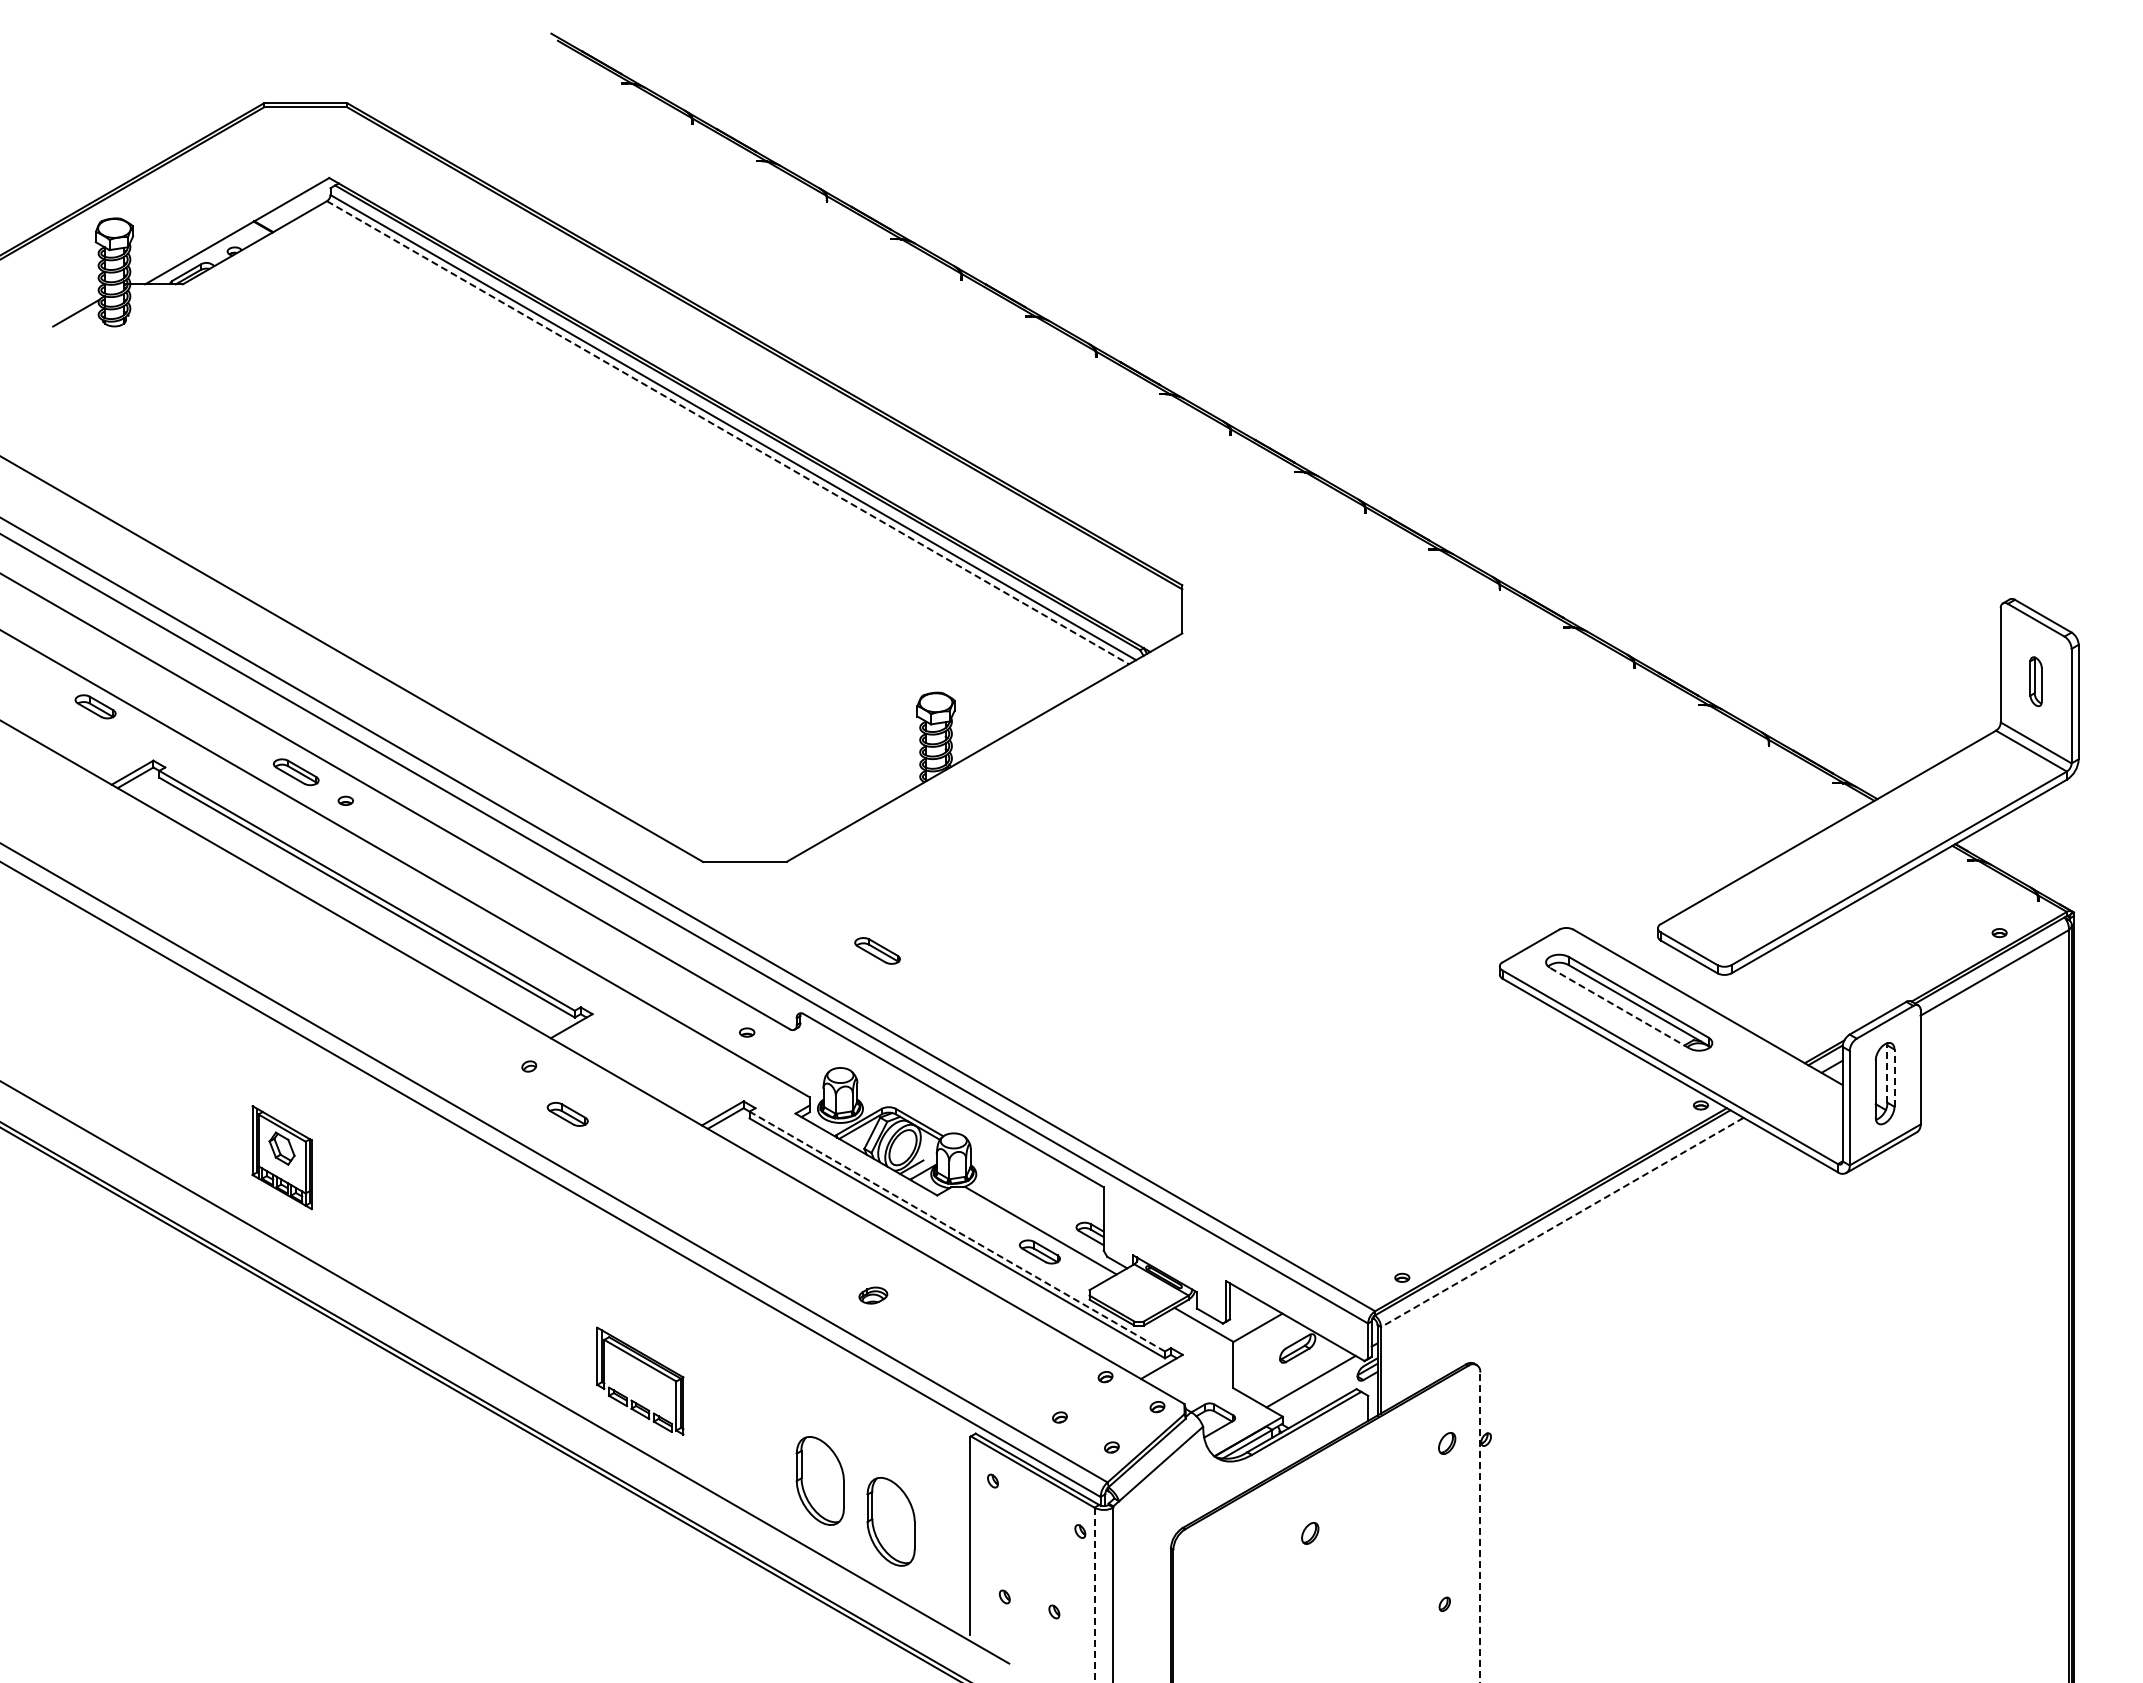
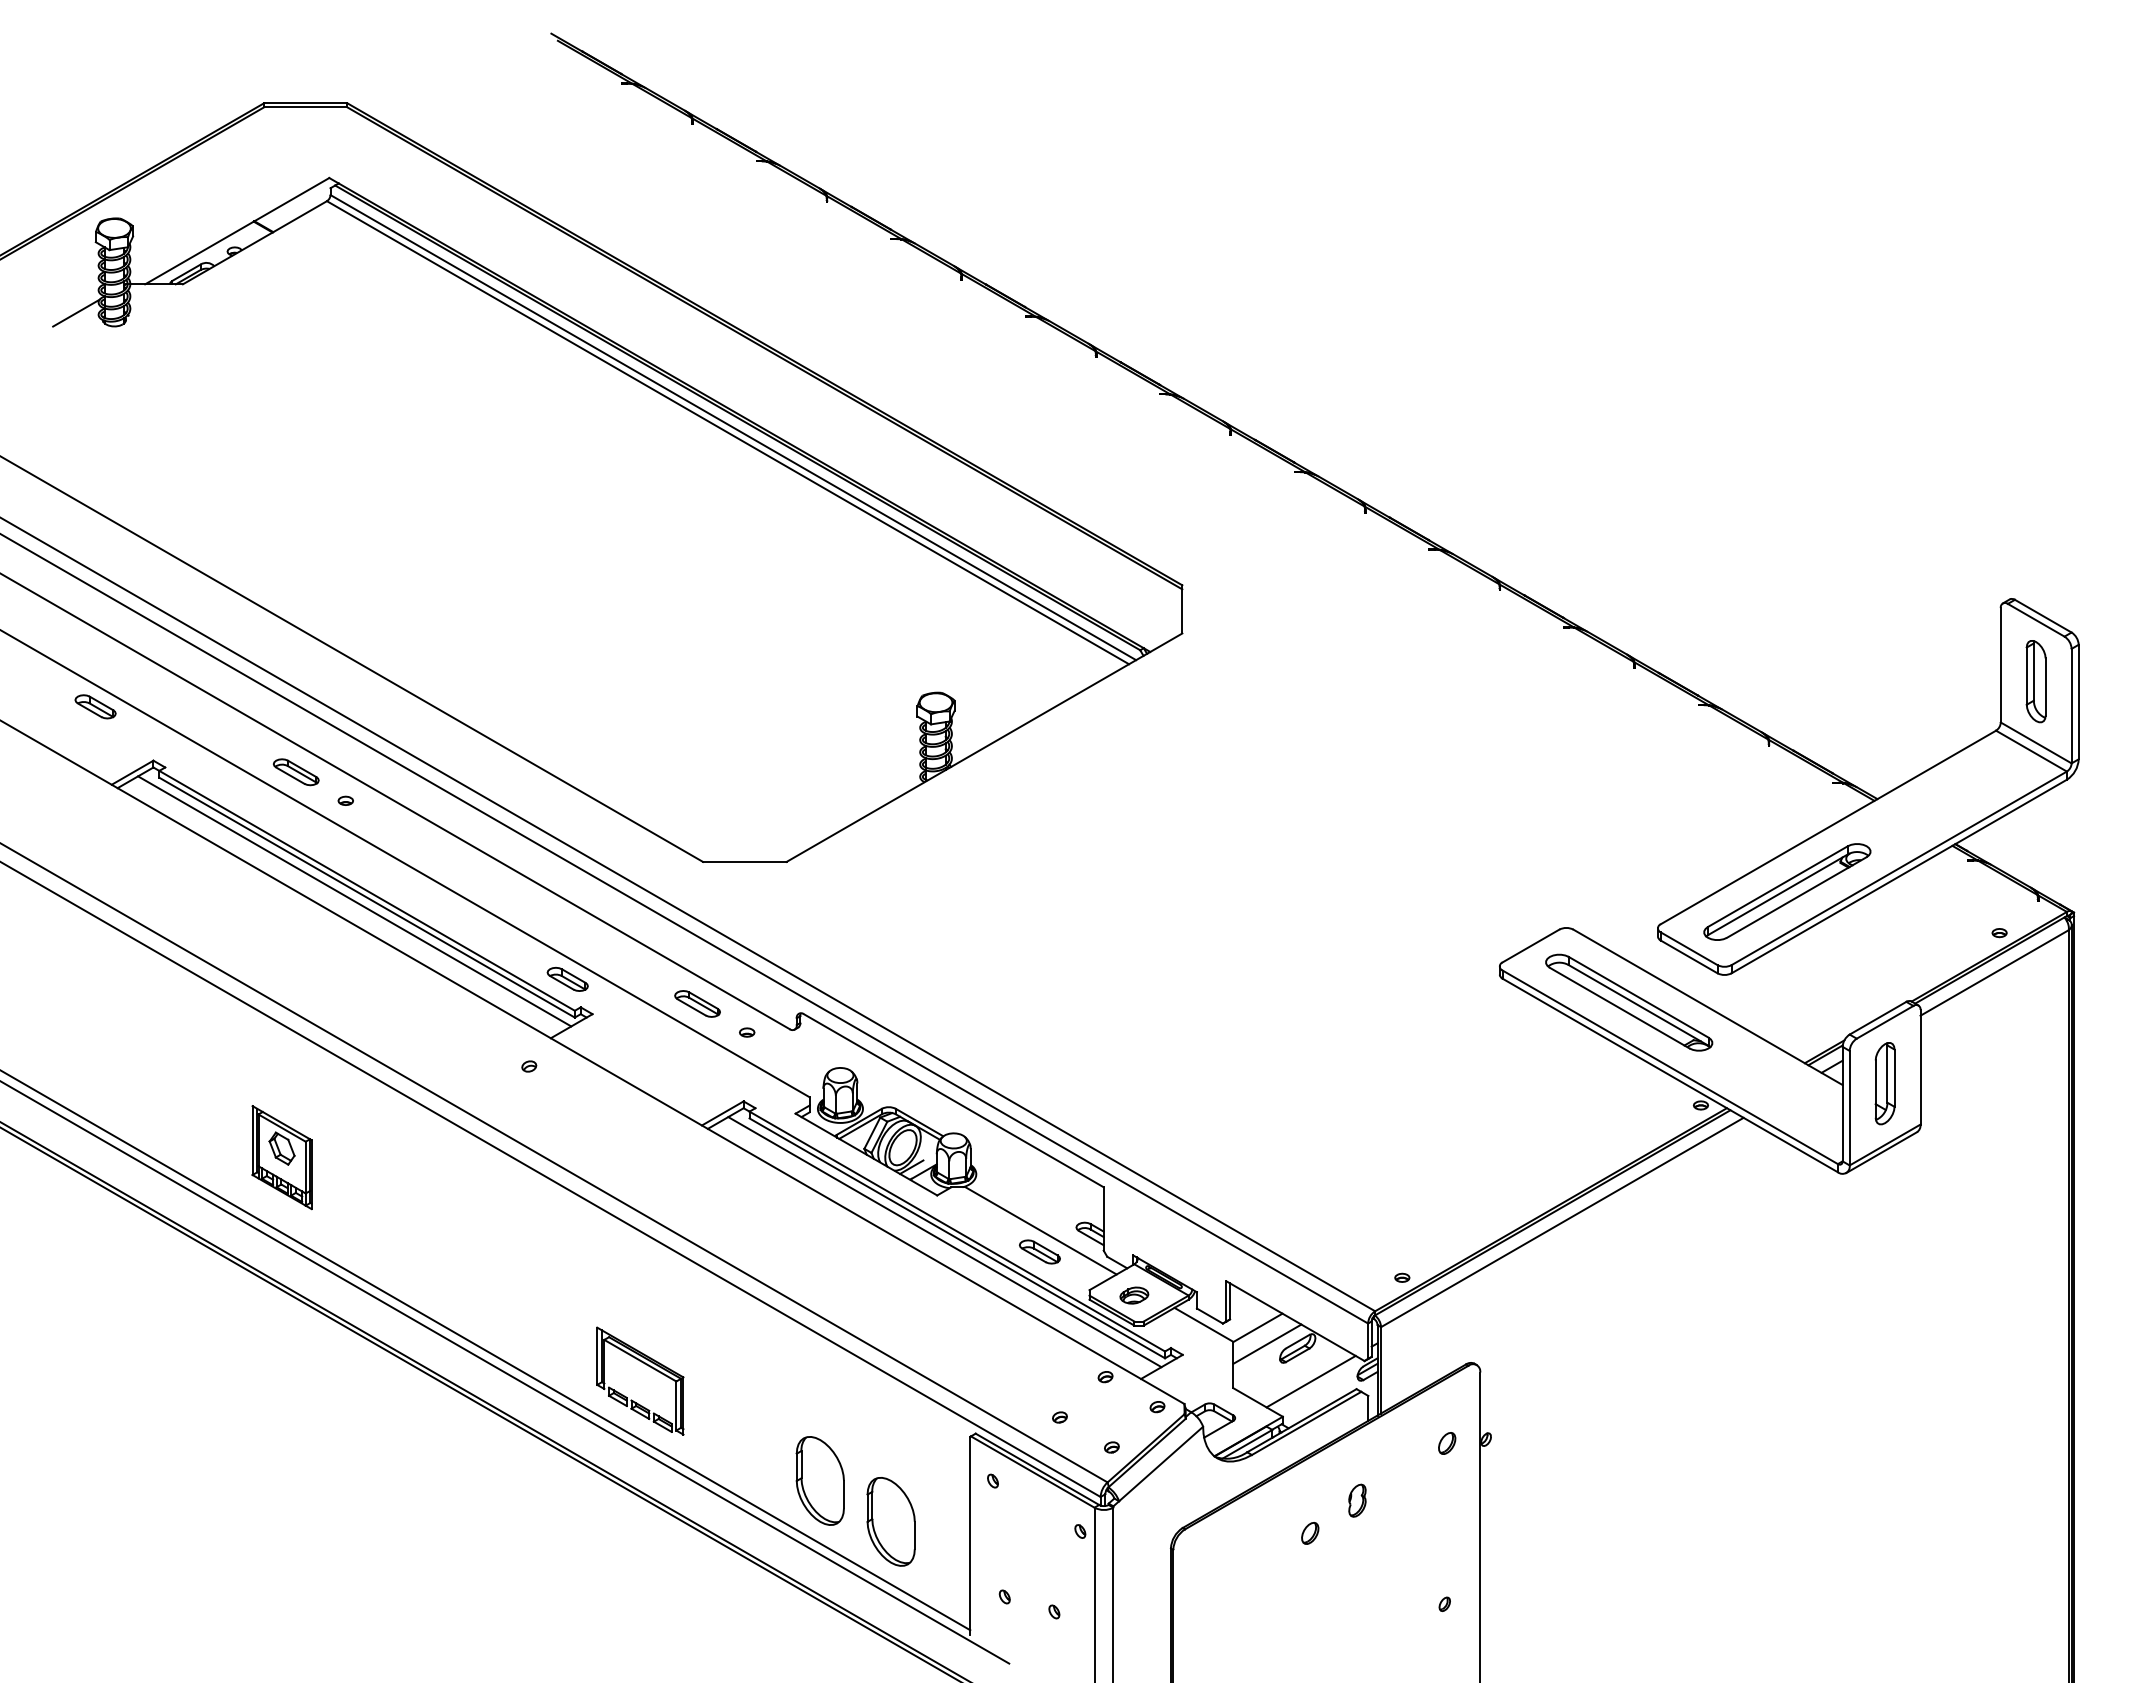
line: dashed -> solid (728, 432)
part size: 14x52 px -> 22x84 px (2035, 681)
part: none -> present (1787, 891)
line: none -> present (354, 901)
part position: (877, 950) -> (697, 1003) (697, 1003)
line: dashed -> solid (1619, 1008)
line: dashed -> solid (1887, 1074)
line: dashed -> solid (1894, 1078)
part position: (567, 1114) -> (567, 979) (567, 979)
line: dashed -> solid (1561, 1222)
line: dashed -> solid (957, 1231)
line: none -> present (944, 1242)
part position: (873, 1295) -> (1134, 1295) (1134, 1295)
line: none -> present (1267, 1343)
line: none -> present (486, 1350)
part: none -> present (1357, 1500)
line: dashed -> solid (1480, 1527)
line: dashed -> solid (1094, 1595)
